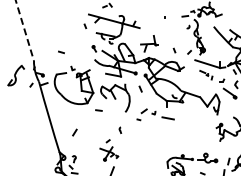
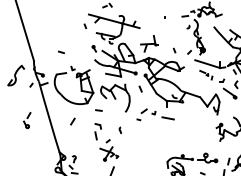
line: dashed -> solid (25, 31)
part: none -> present (27, 120)
part: none -> present (97, 131)
line position: (74, 132) -> (72, 121) (72, 121)
